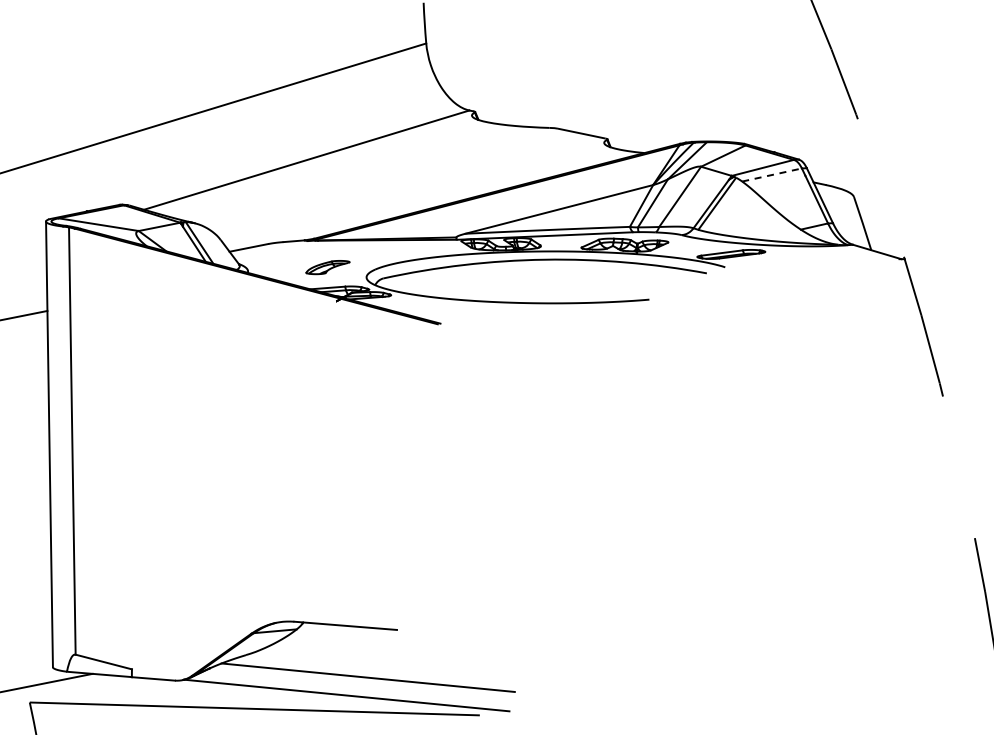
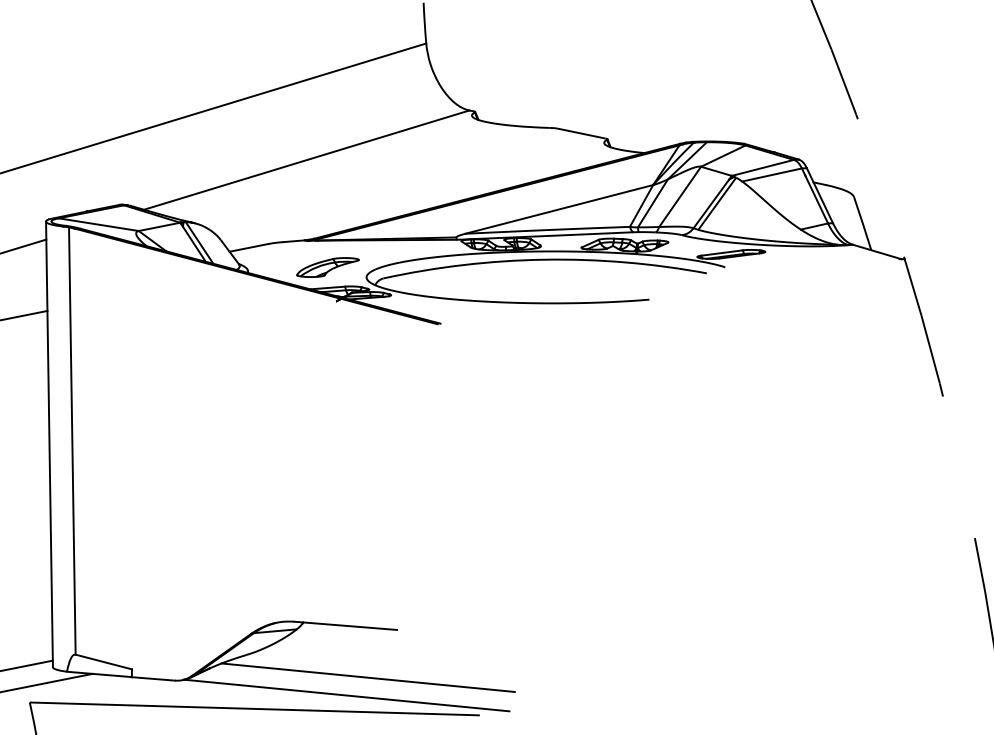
line: dashed -> solid (772, 175)
line: none -> present (24, 246)
part size: 46x16 px -> 64x21 px (327, 267)
line: none -> present (27, 665)
